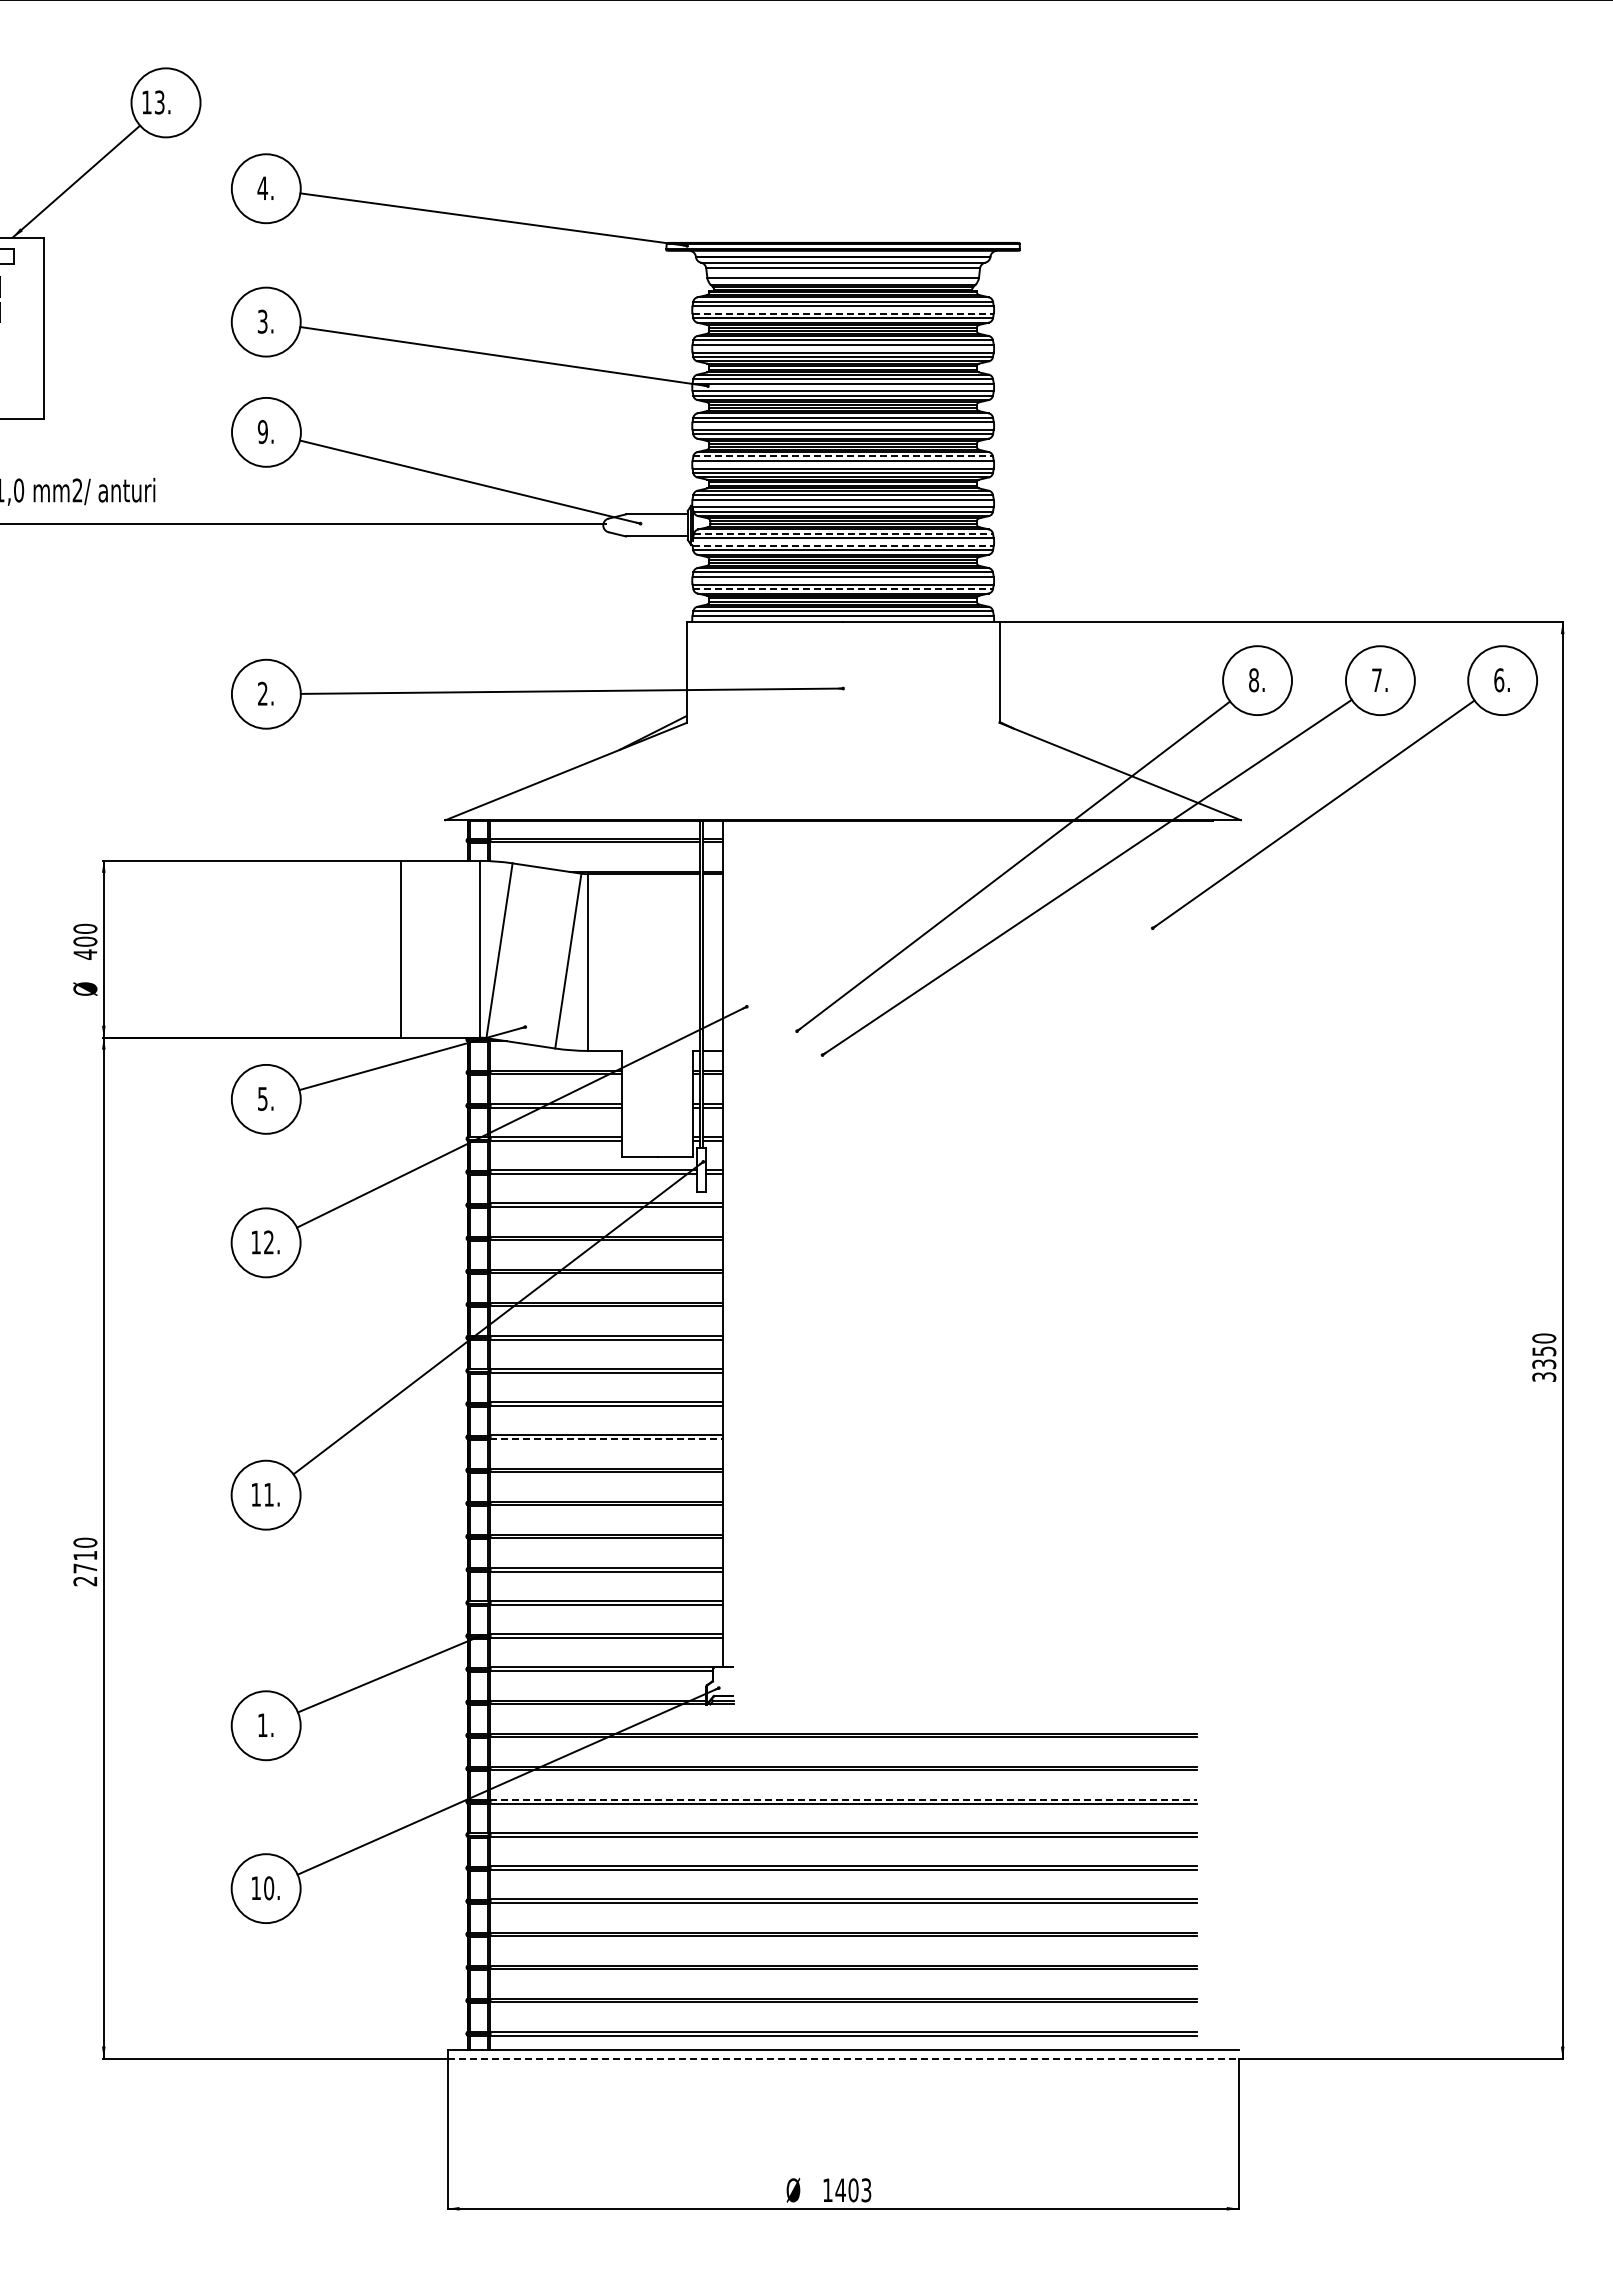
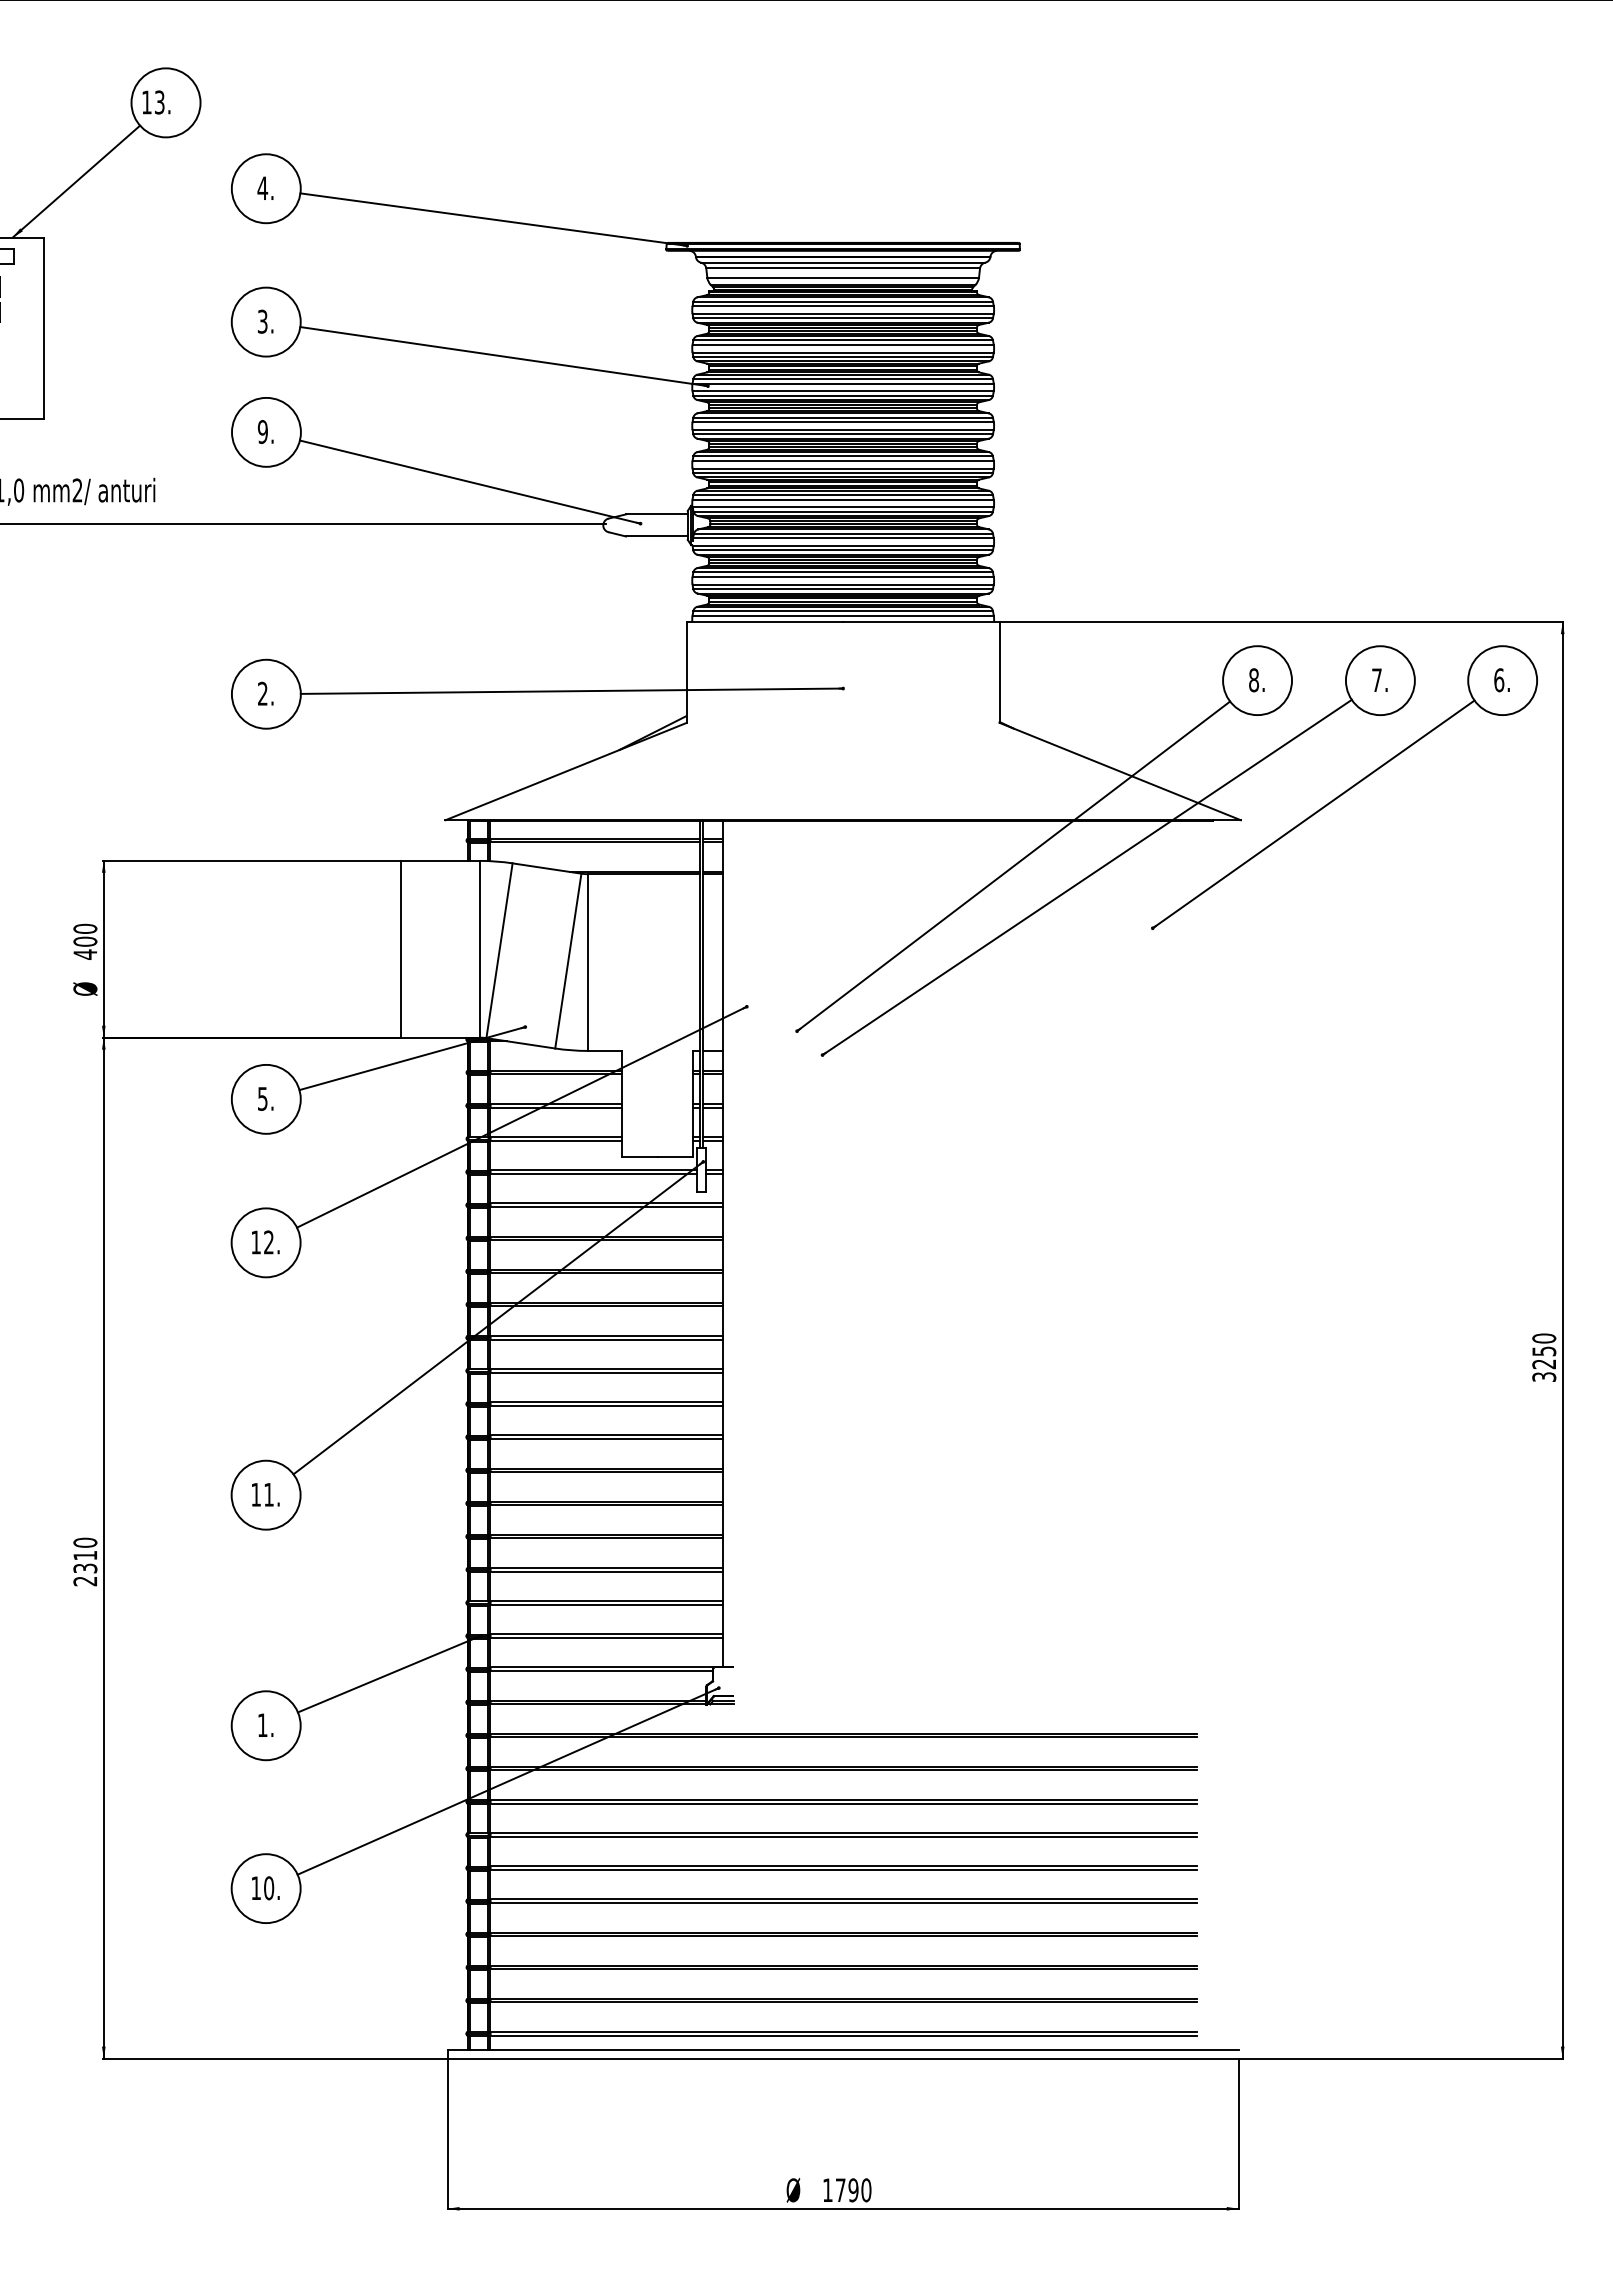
line: dashed -> solid (843, 313)
line: dashed -> solid (843, 456)
line: dashed -> solid (844, 533)
line: dashed -> solid (843, 545)
line: dashed -> solid (843, 589)
text: 3350 -> 3250 (1544, 1364)
line: dashed -> solid (606, 1439)
text: 2710 -> 2310 (85, 1568)
line: dashed -> solid (843, 1799)
line: dashed -> solid (843, 2058)
text: 1403 -> 1790 (853, 2190)
